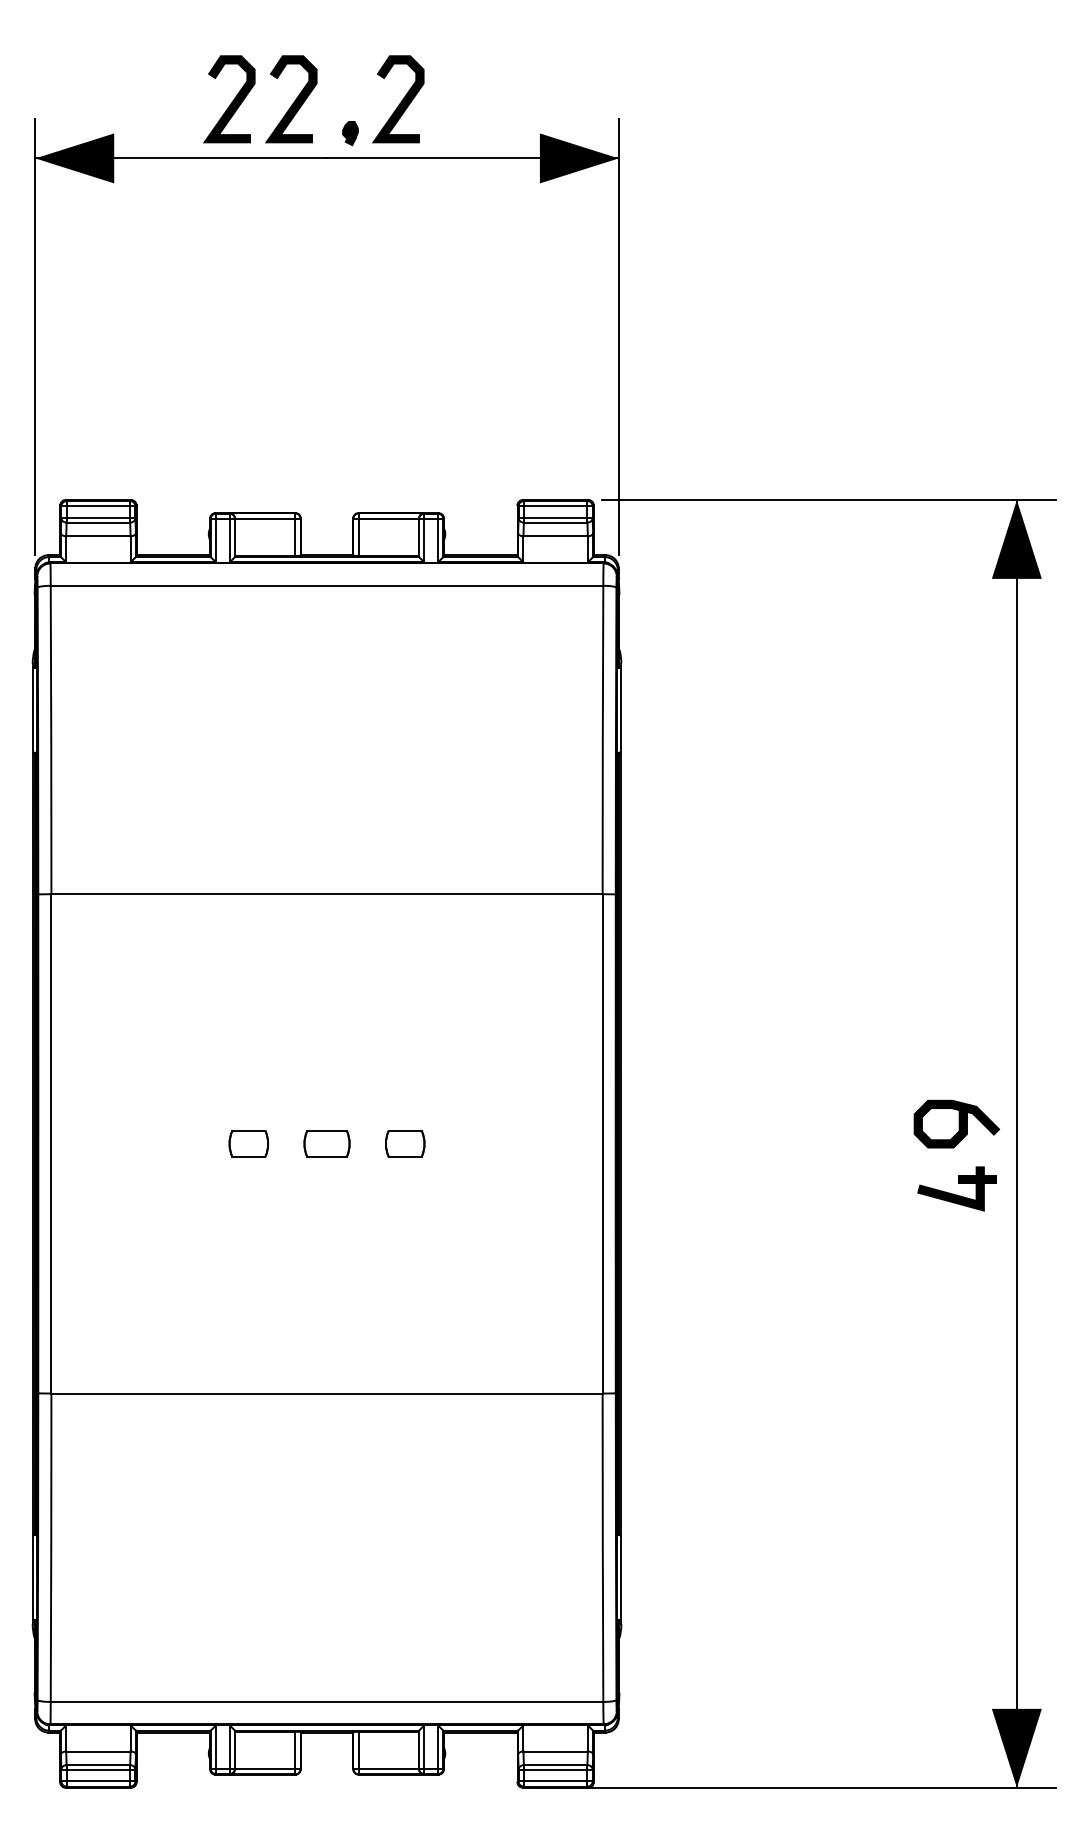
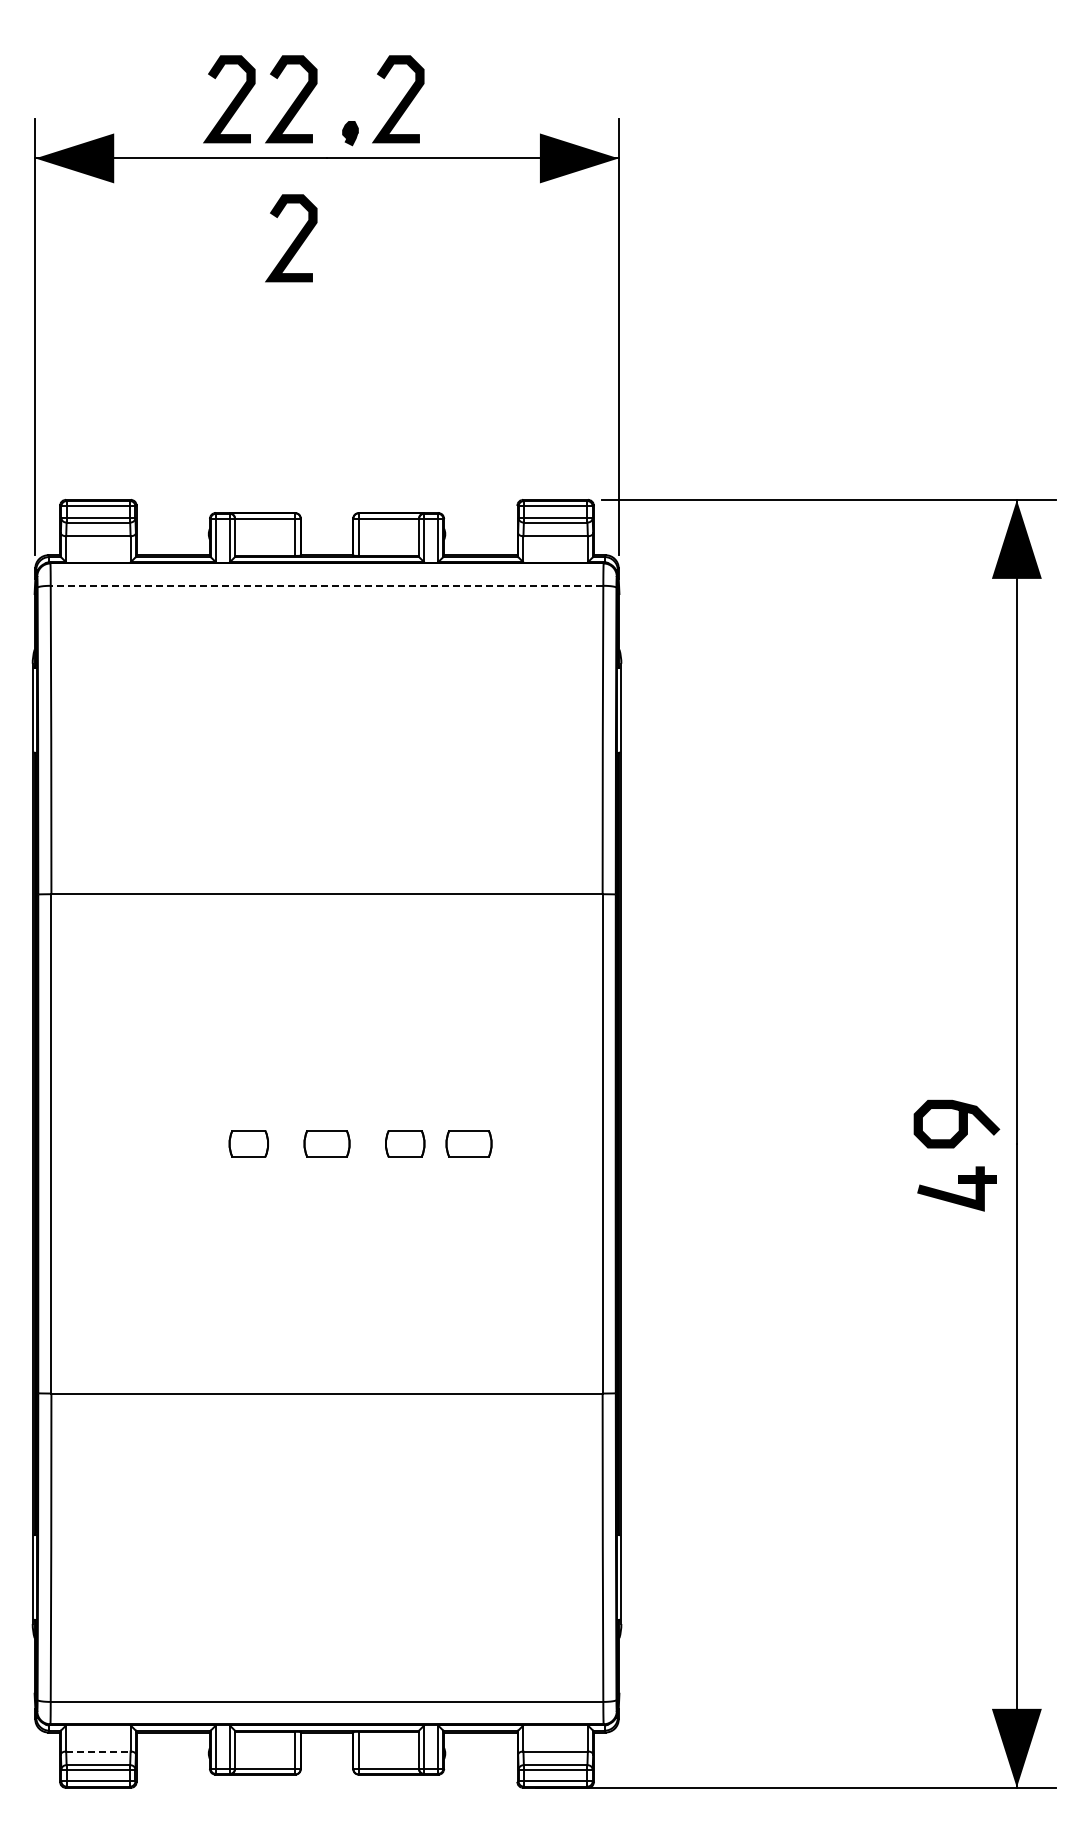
curve: none -> present (294, 239)
line: solid -> dashed (326, 585)
part: none -> present (468, 1143)
line: solid -> dashed (98, 1751)
